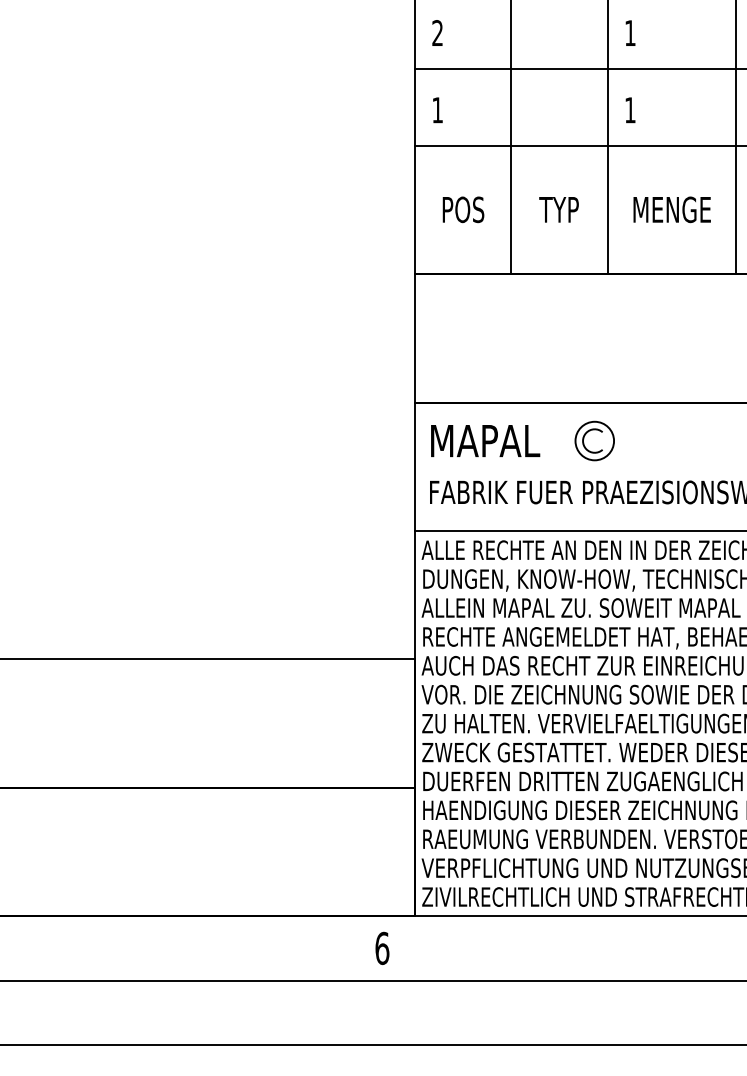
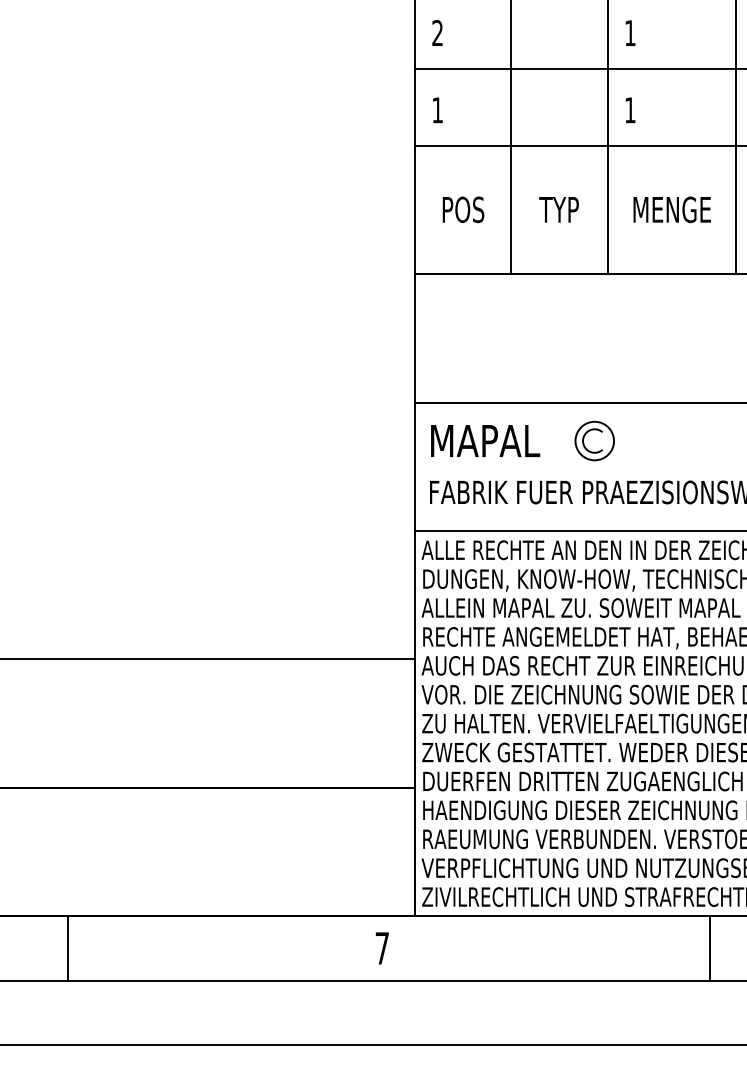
line: none -> present (68, 948)
text: 6 -> 7 (382, 948)
line: none -> present (710, 948)
